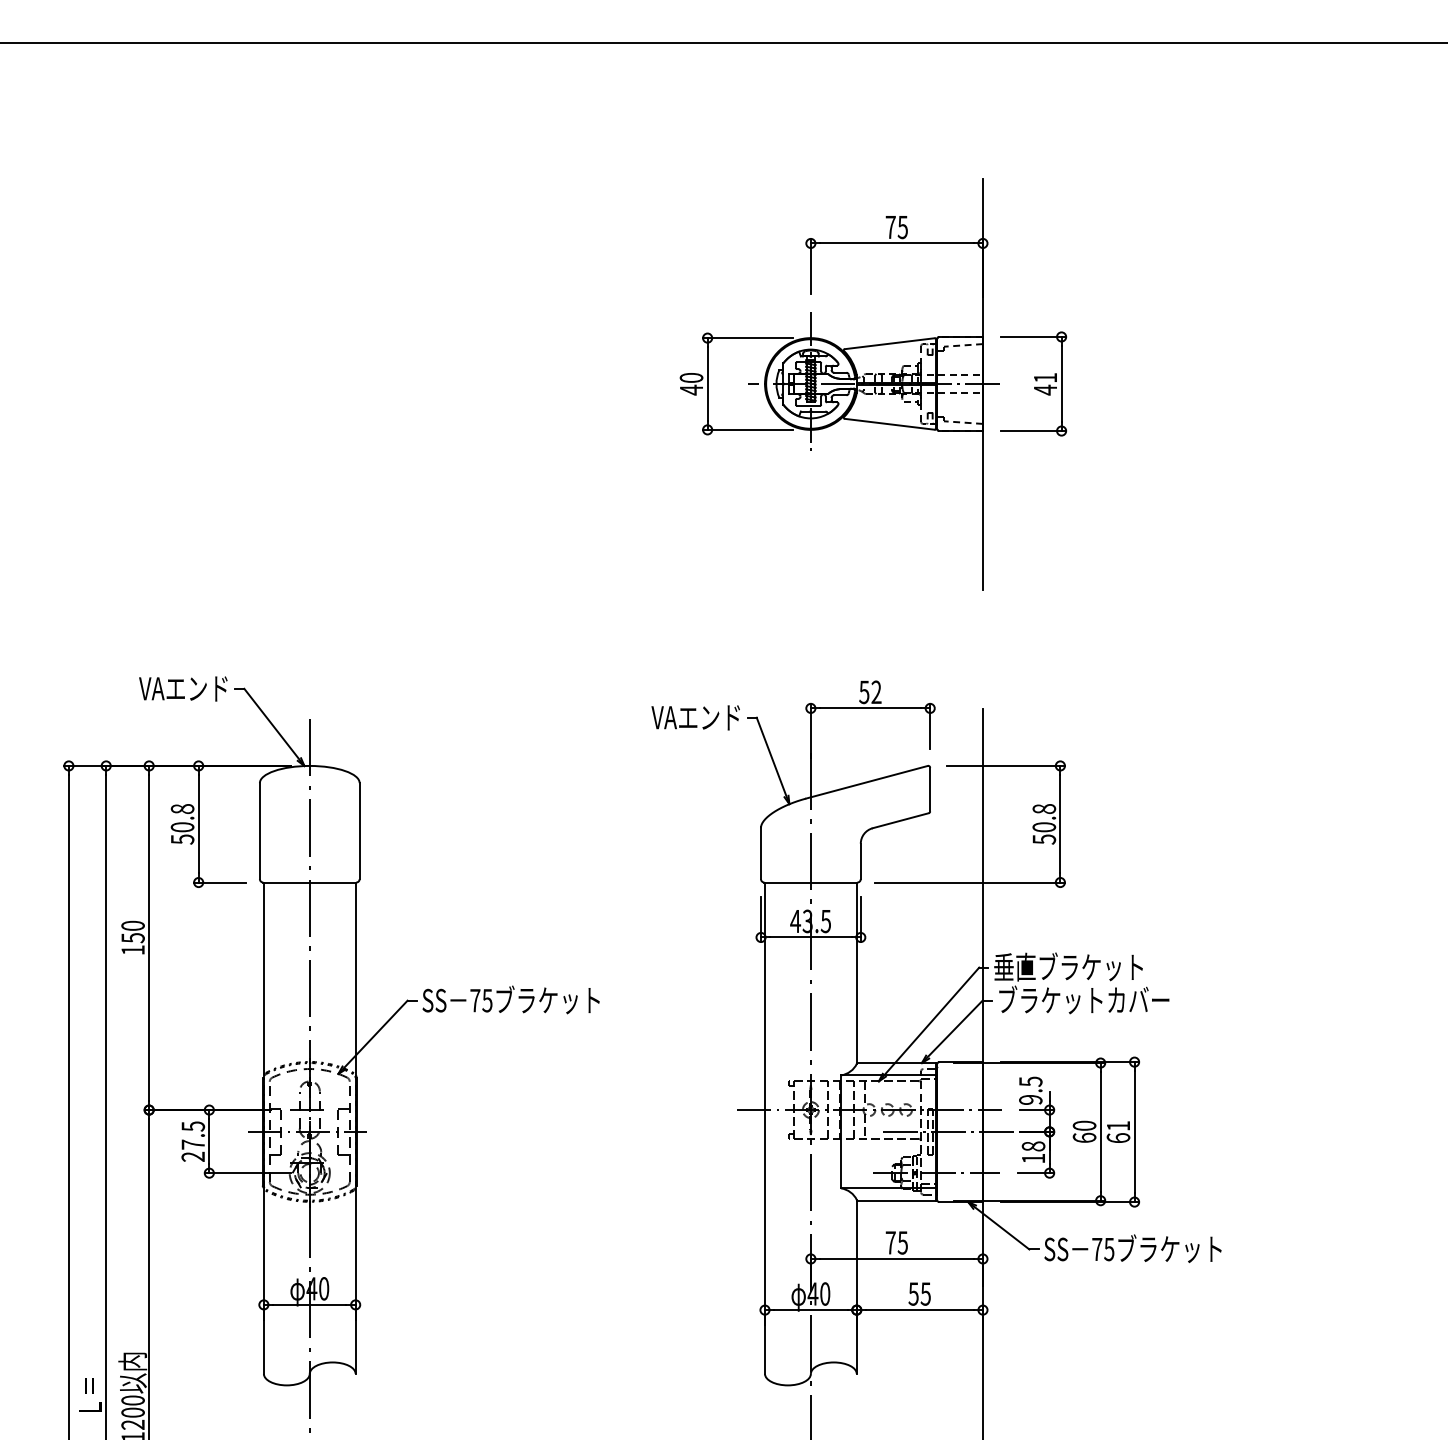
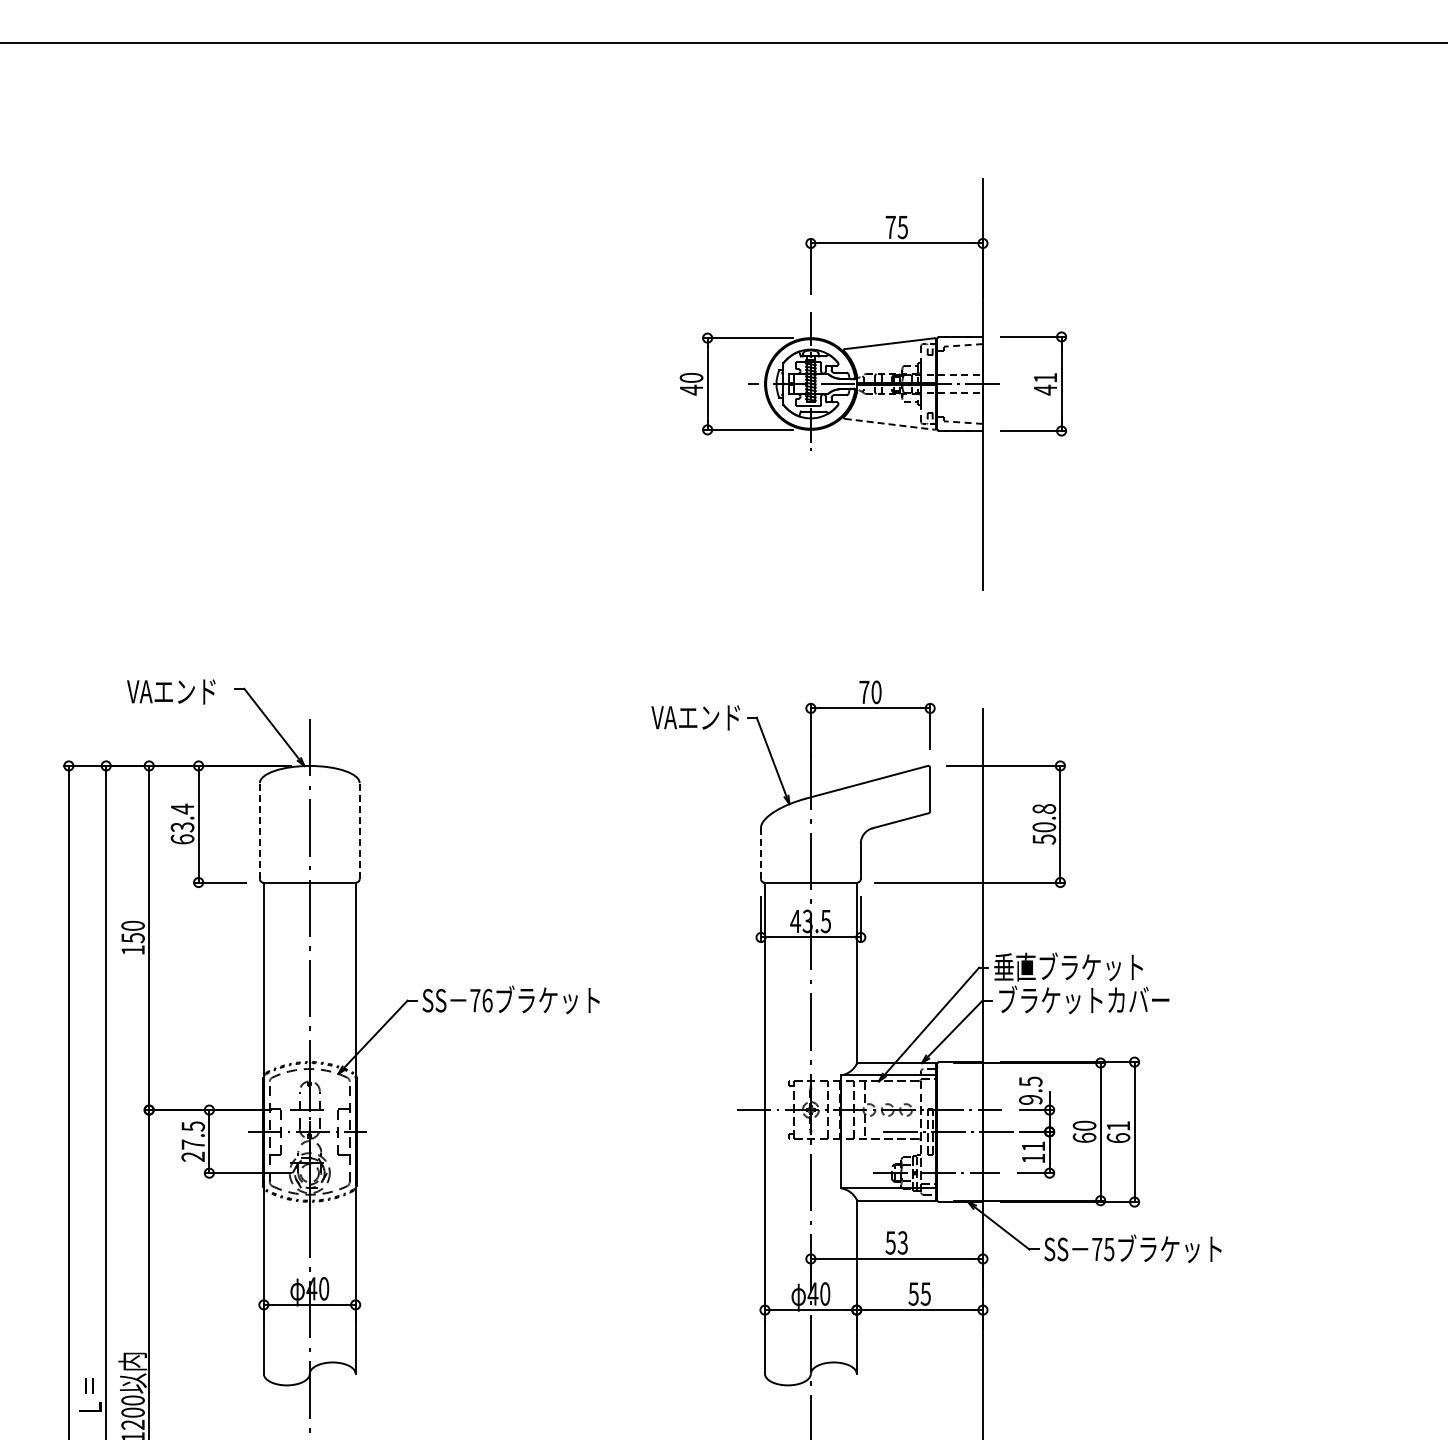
line: solid -> dashed (890, 424)
text position: (183, 688) -> (171, 691) (171, 691)
text: 52 -> 70 (870, 692)
text: 50.8 -> 63.4 (182, 823)
line: solid -> dashed (259, 831)
line: solid -> dashed (359, 831)
line: solid -> dashed (760, 853)
text: 75 -> 76 (487, 1000)
text: 18 -> 11 (1033, 1146)
text: 75 -> 53 (896, 1242)
